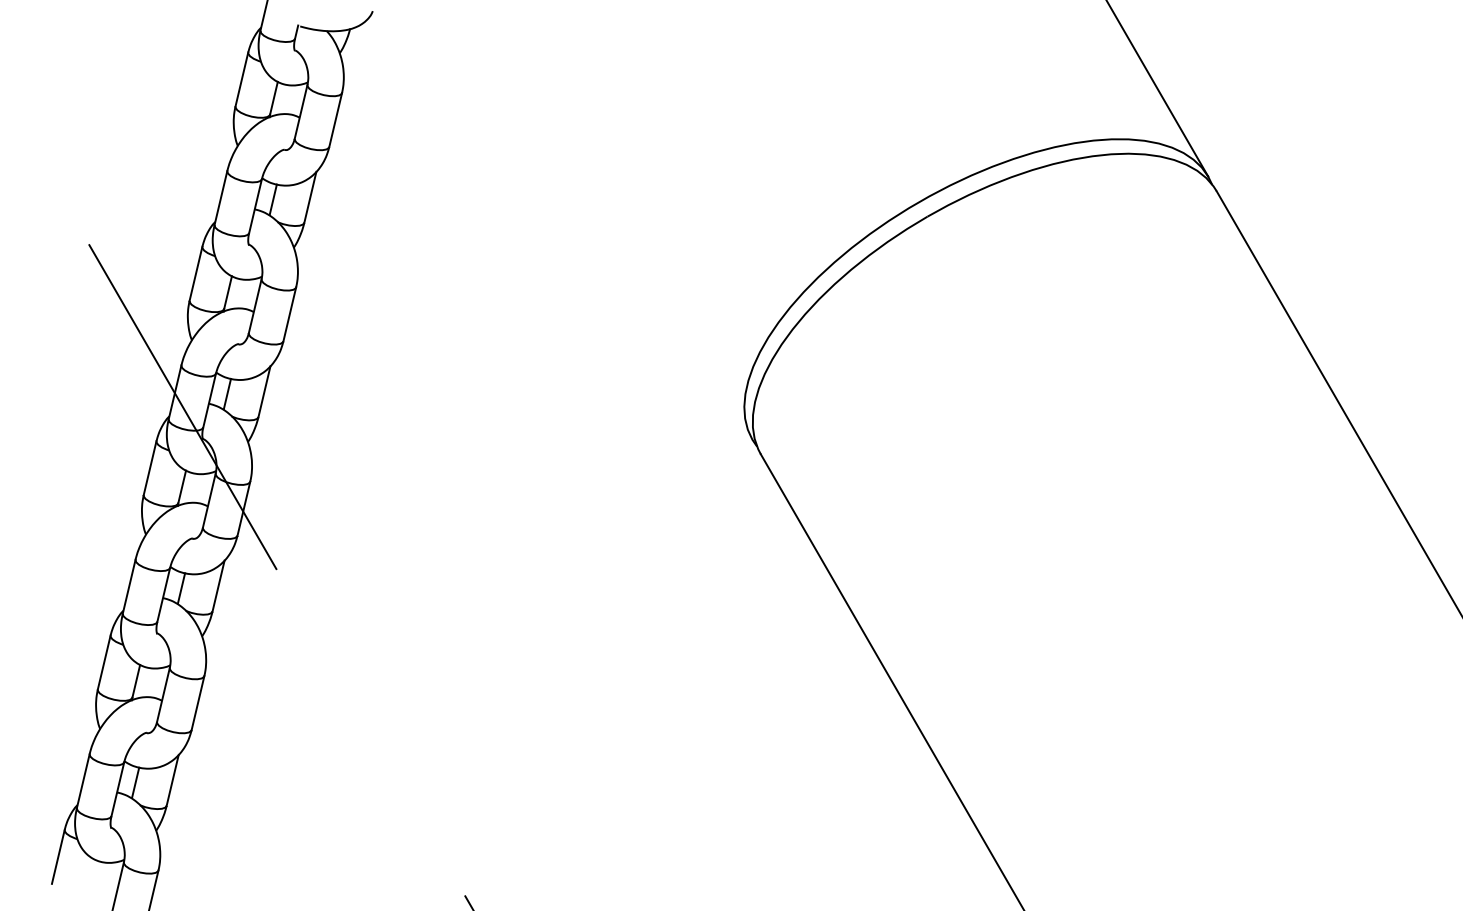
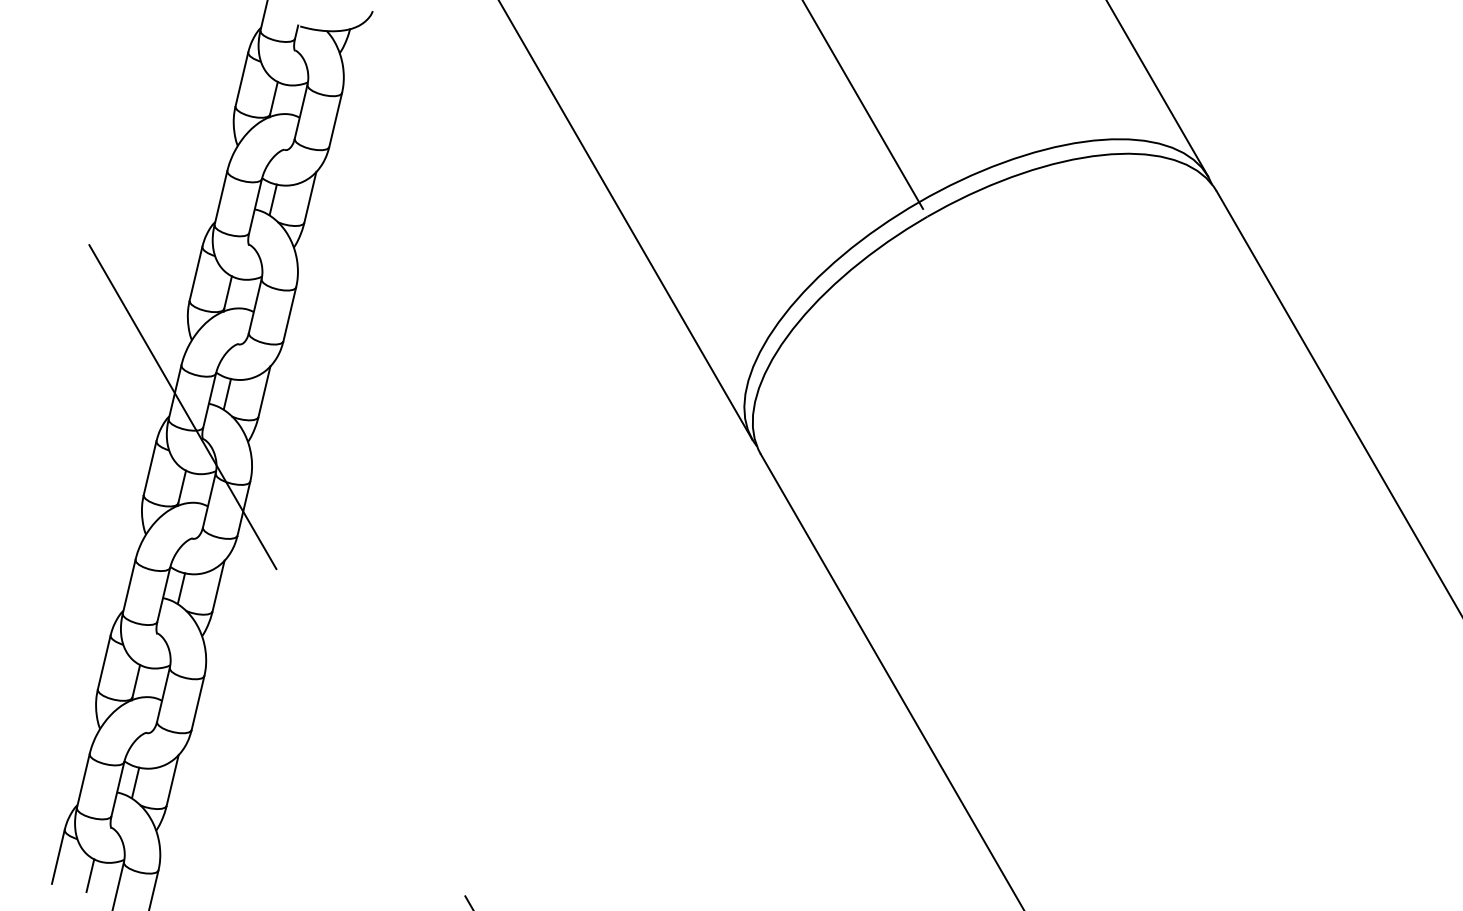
line: none -> present (863, 105)
line: none -> present (625, 220)
line: none -> present (90, 875)
